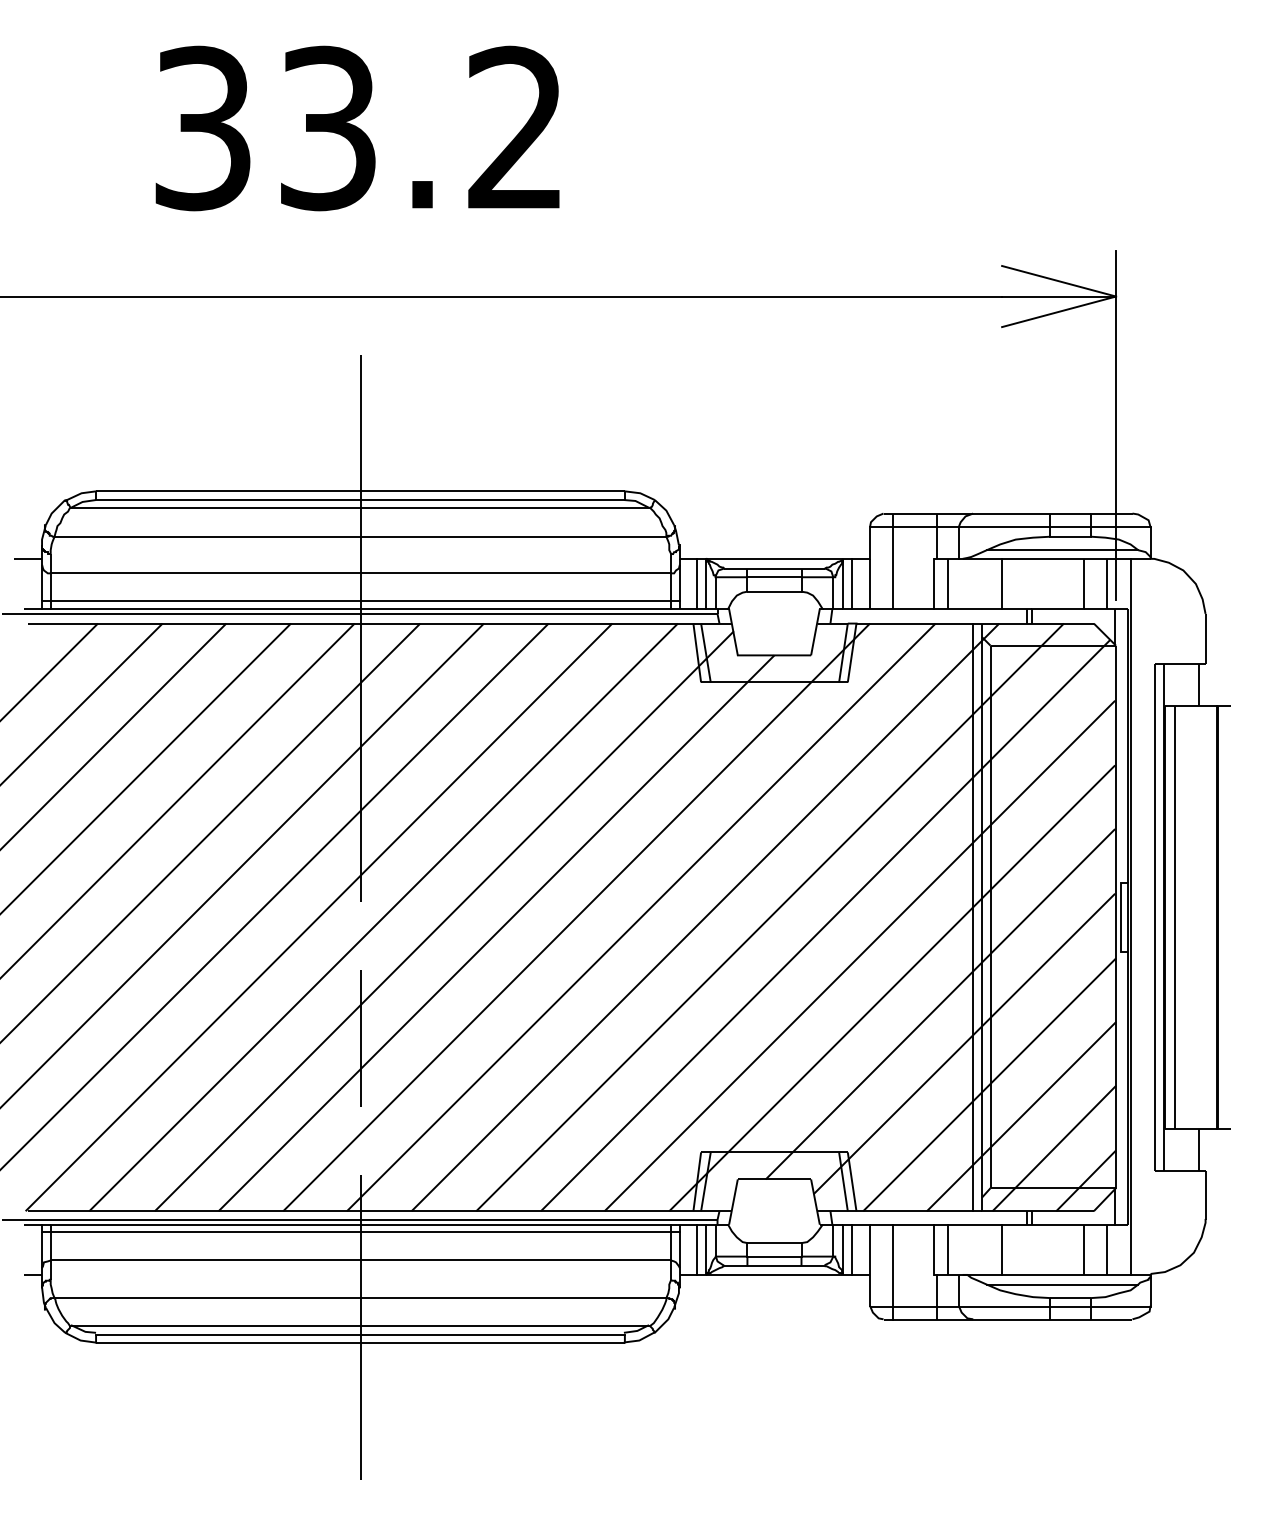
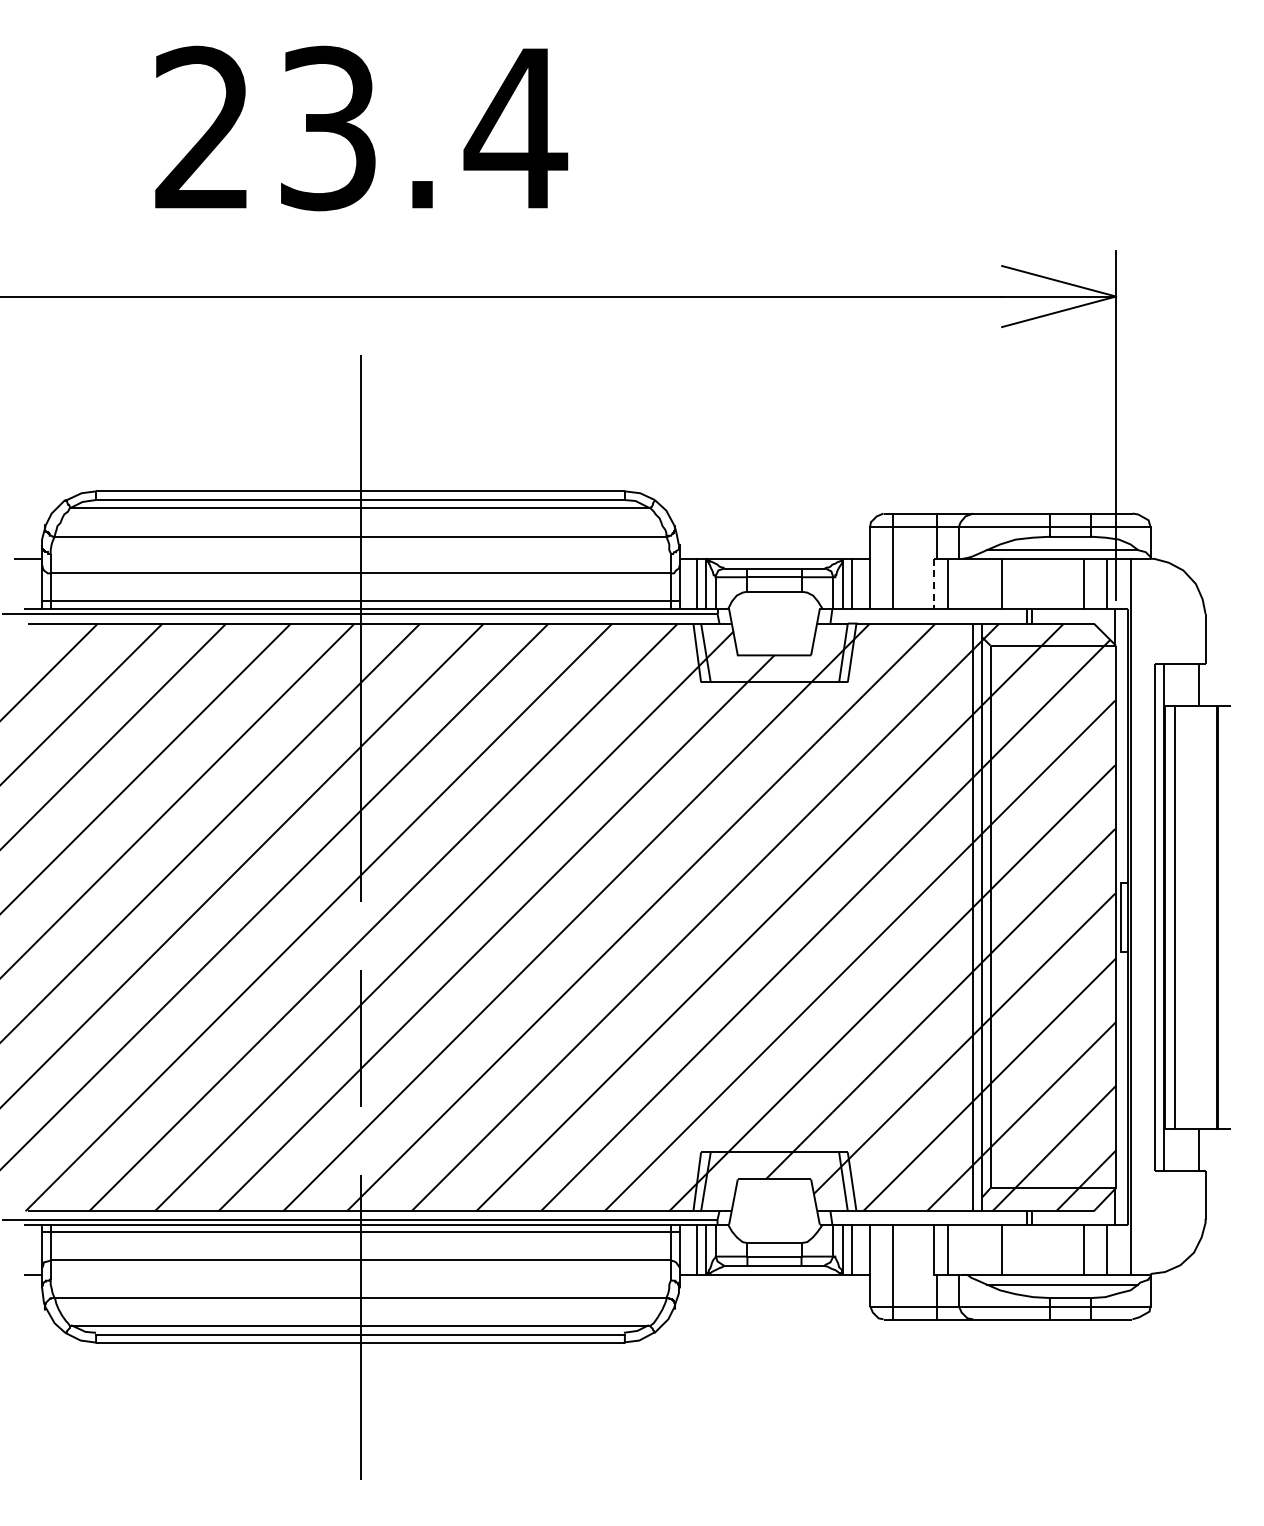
text: 33.2 -> 23.4 (361, 128)
line: solid -> dashed (933, 584)
